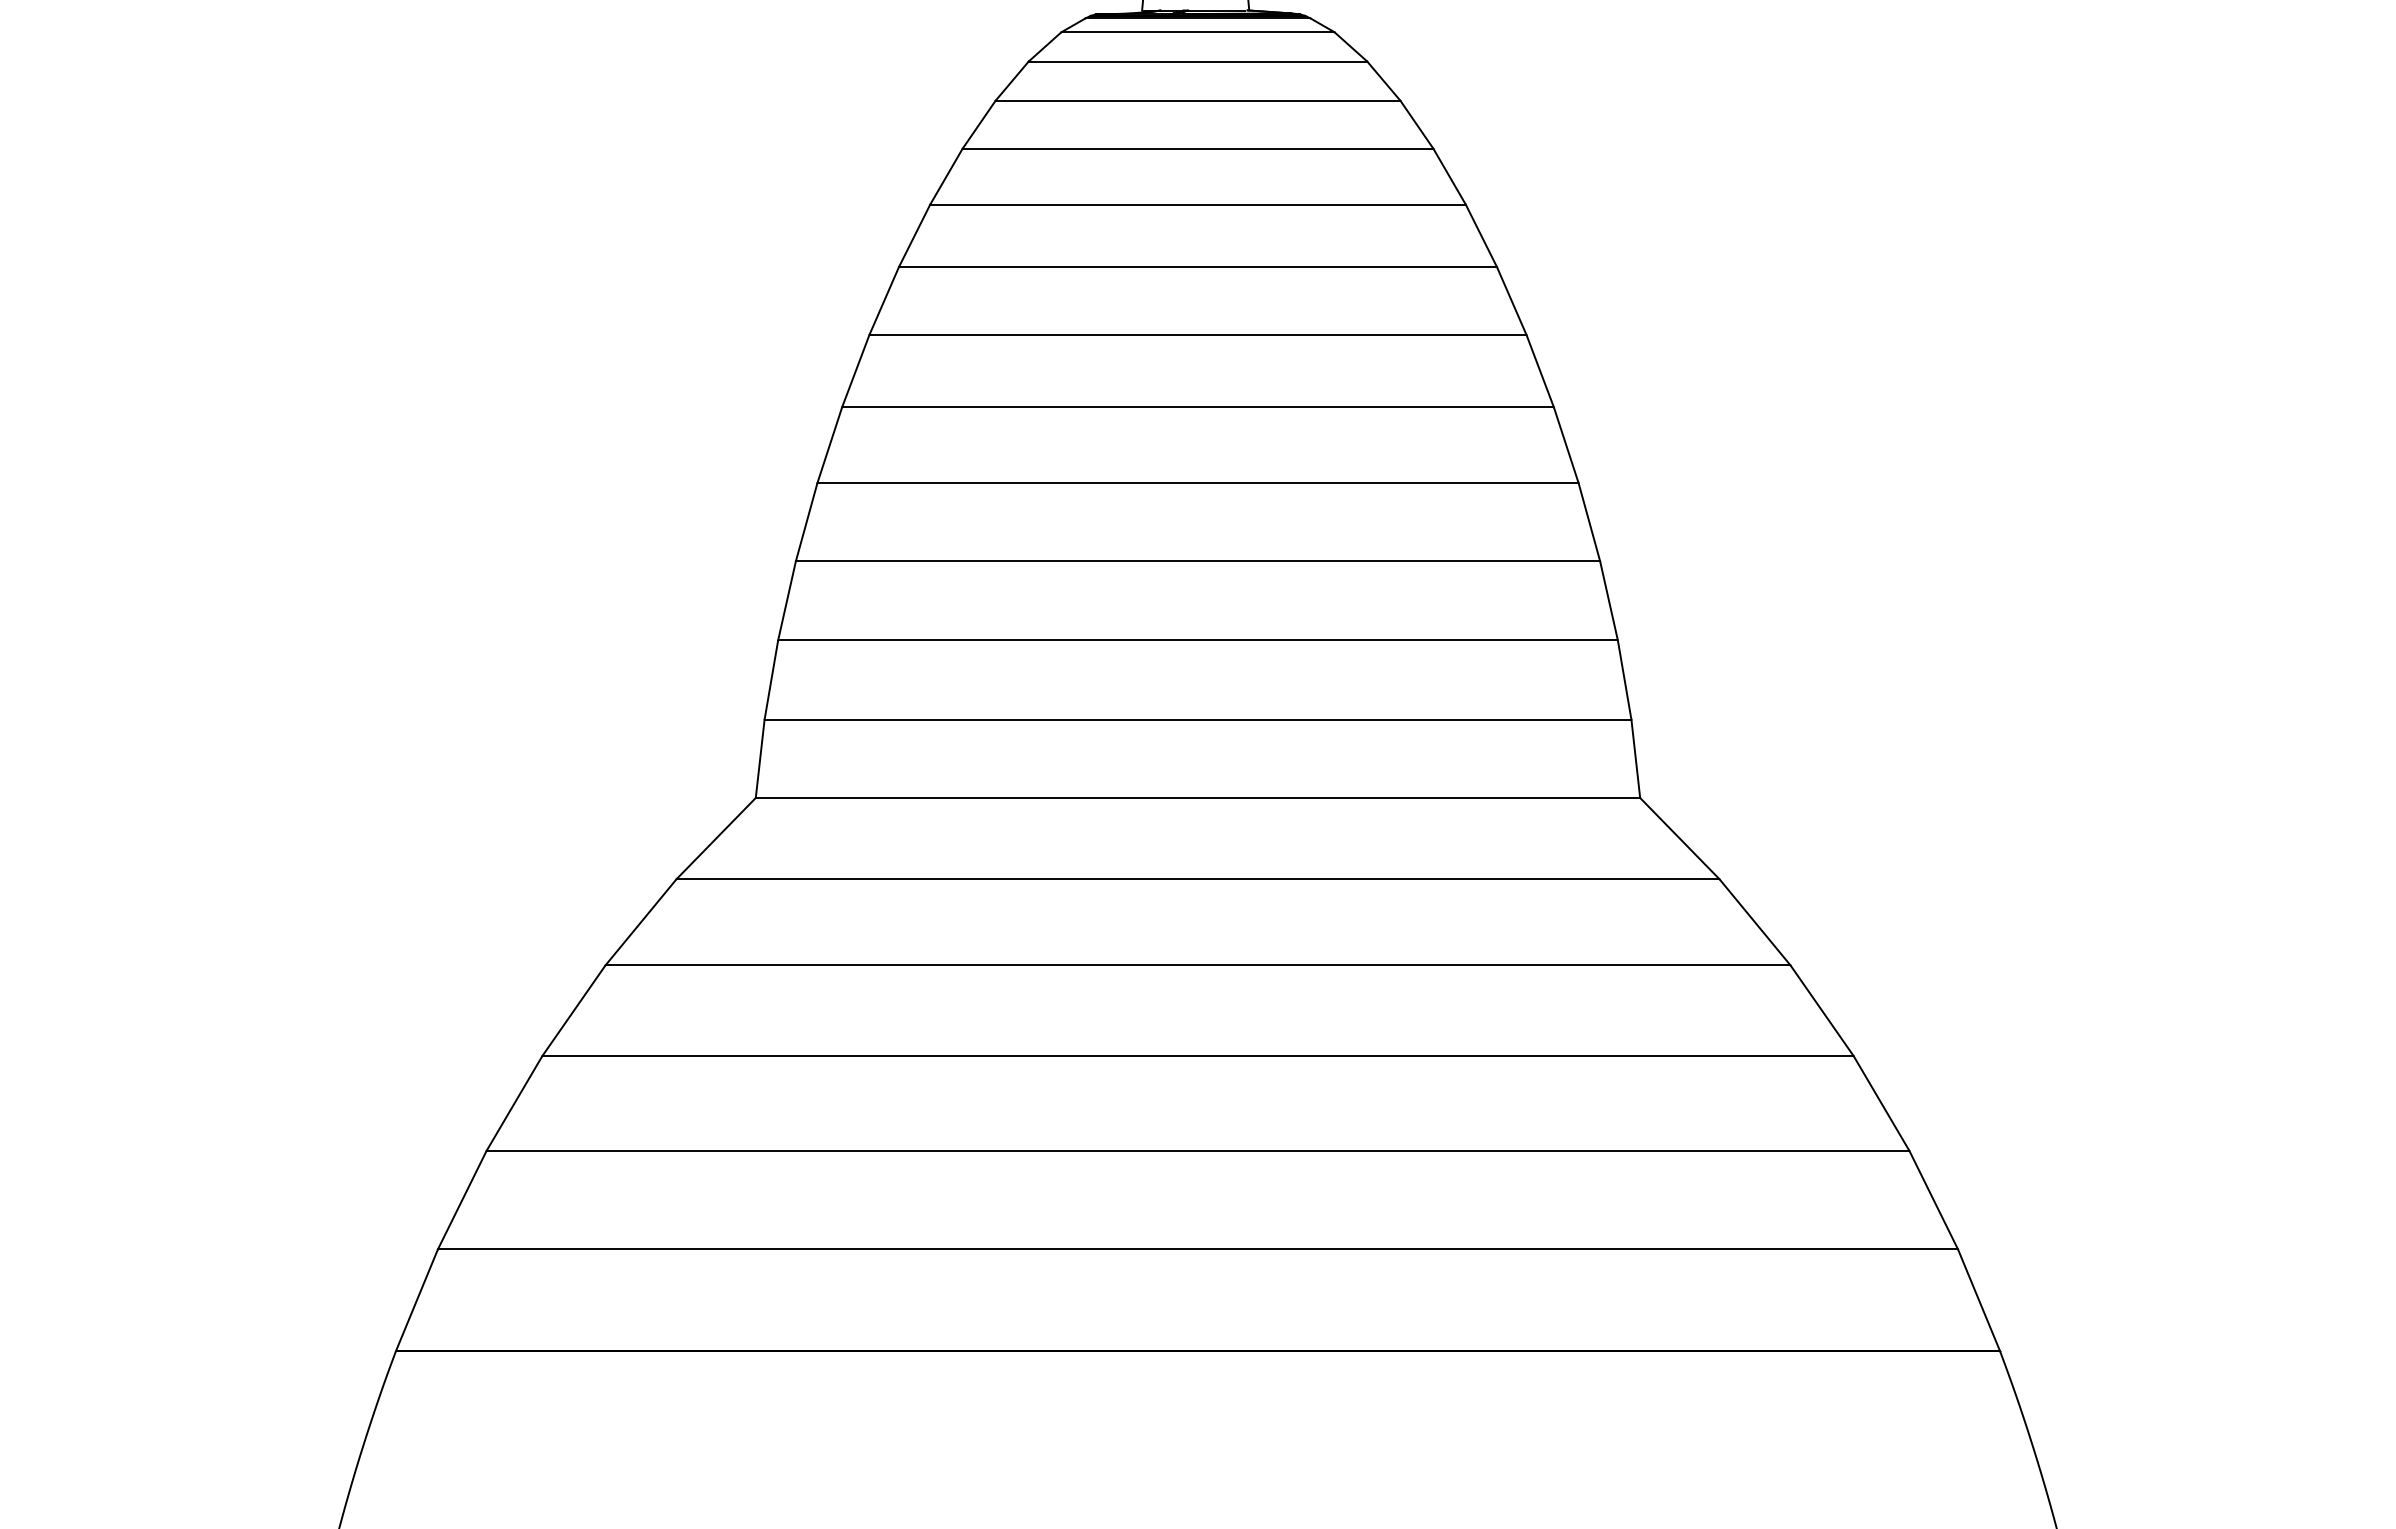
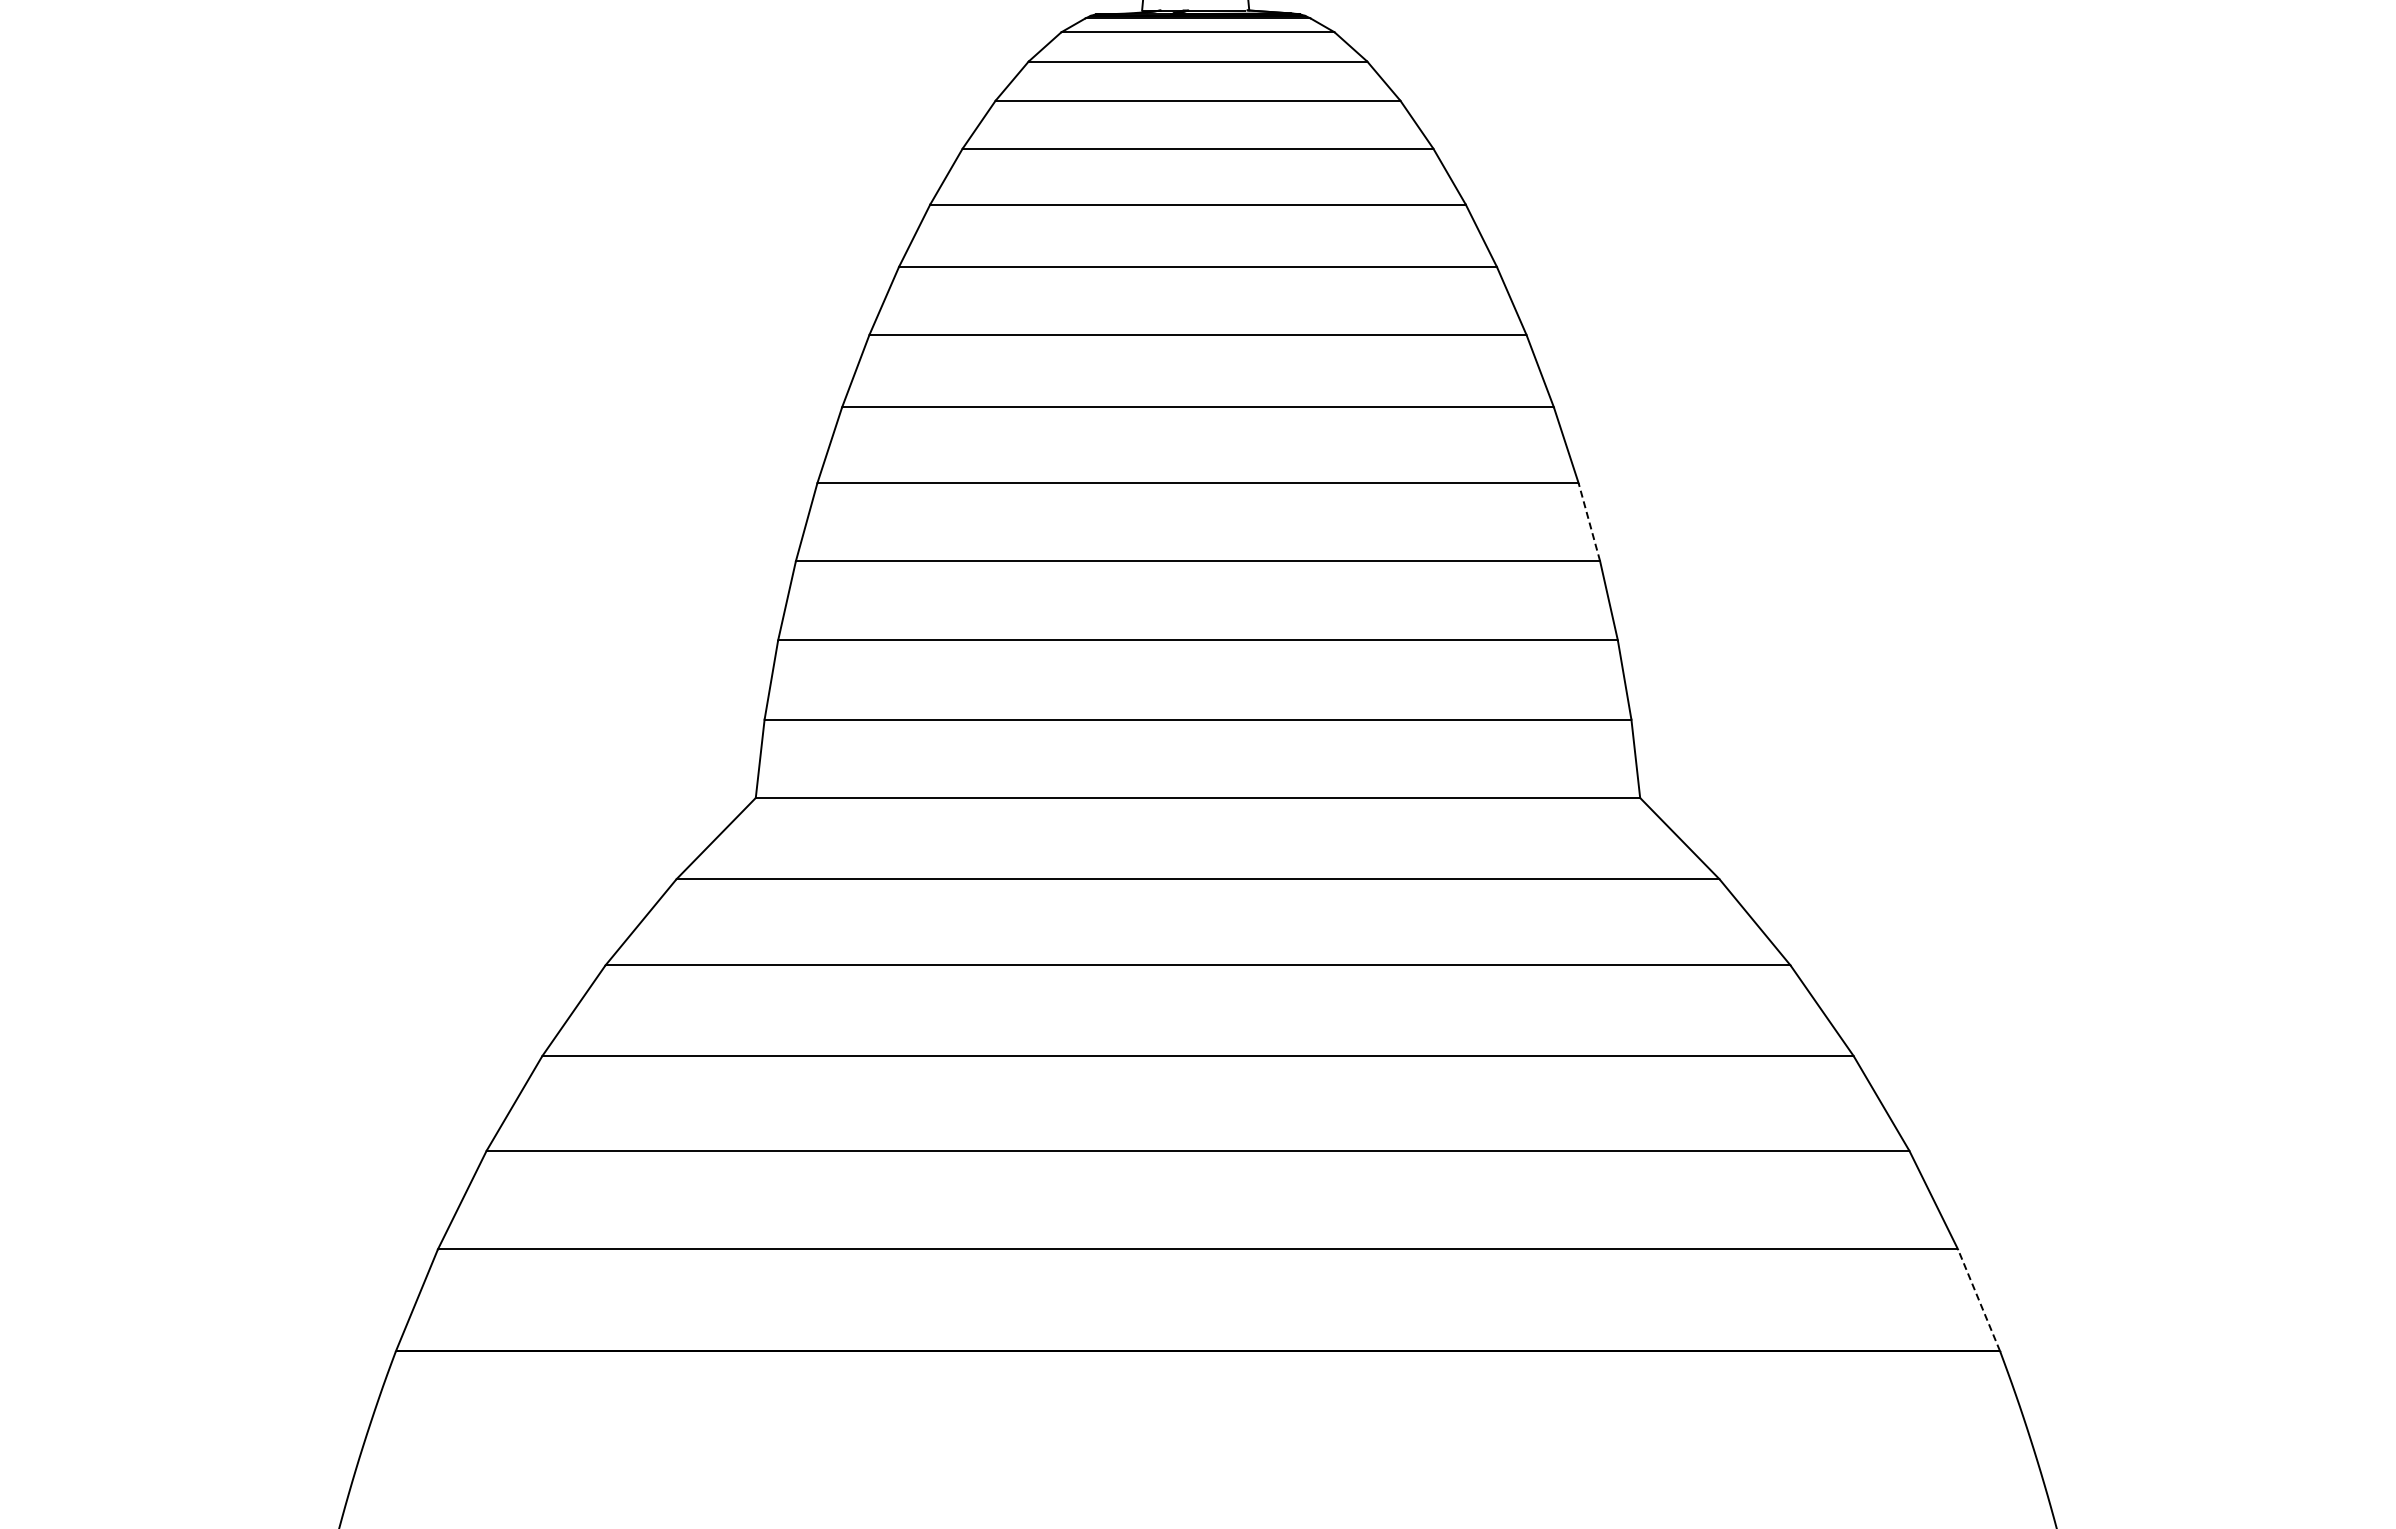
line: solid -> dashed (1589, 521)
line: solid -> dashed (1978, 1299)
